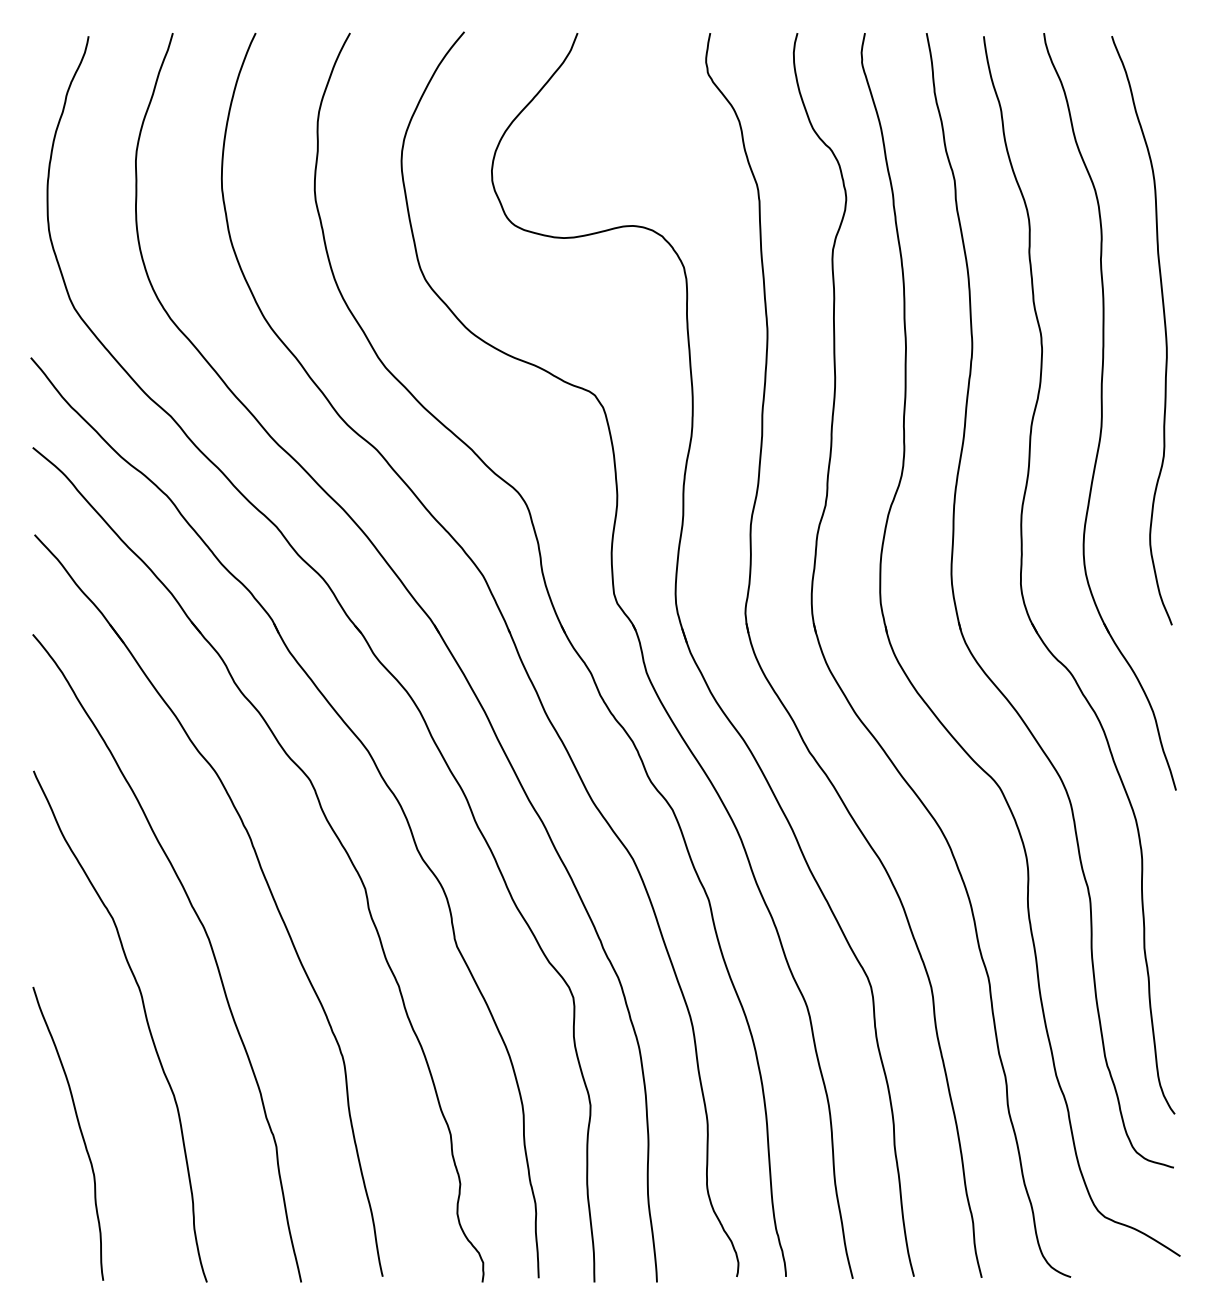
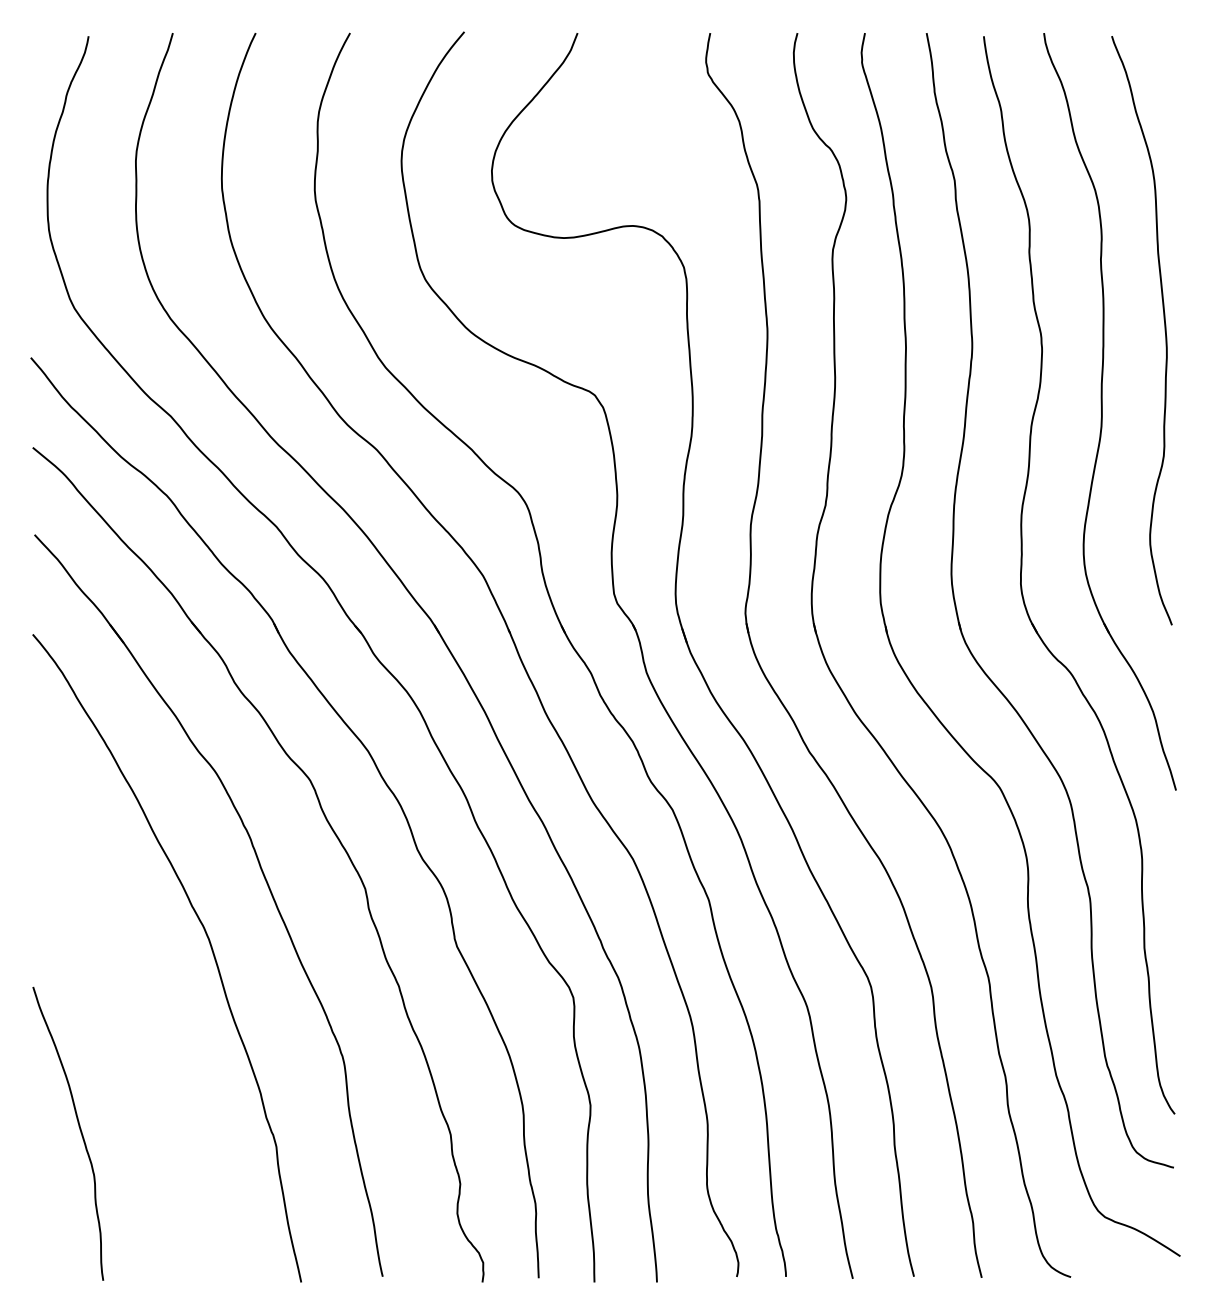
curve: present -> none (145, 1019)
